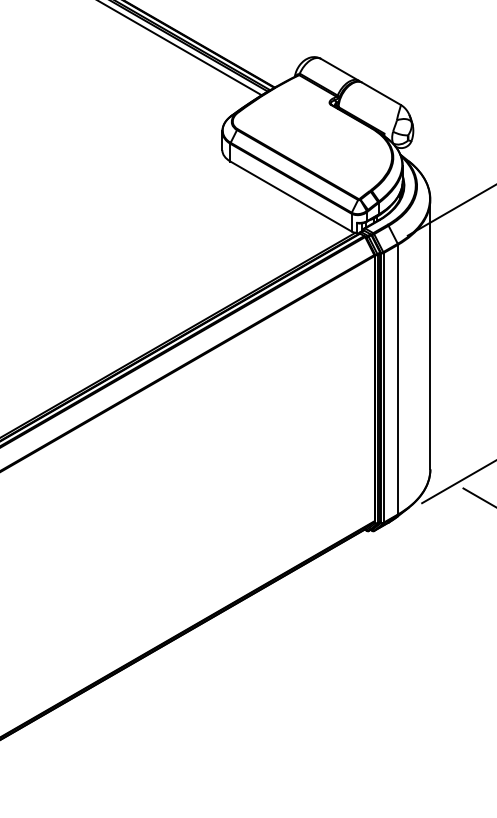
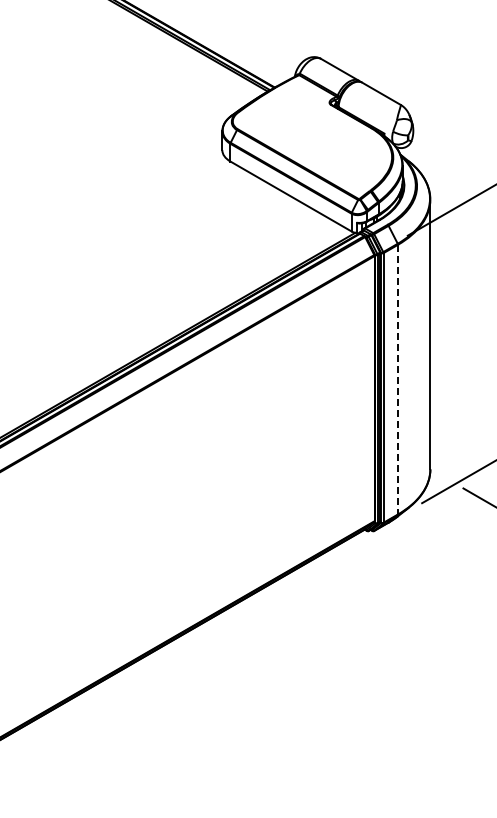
line: present -> none (180, 48)
line: solid -> dashed (398, 379)
